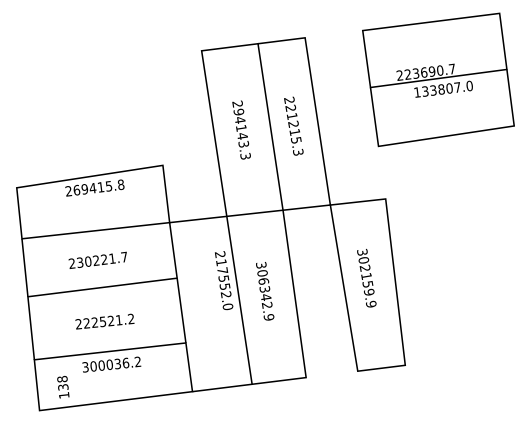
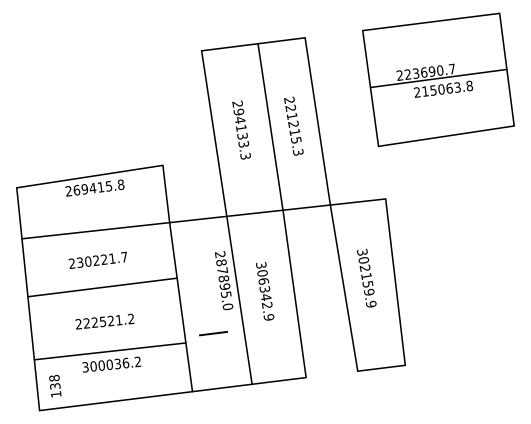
text: 133807.0 -> 215063.8 (443, 88)
text: 294143.3 -> 294133.3 (242, 135)
text: 217552.0 -> 287895.0 (223, 278)
line: none -> present (213, 333)
text position: (63, 387) -> (55, 386) (55, 386)
